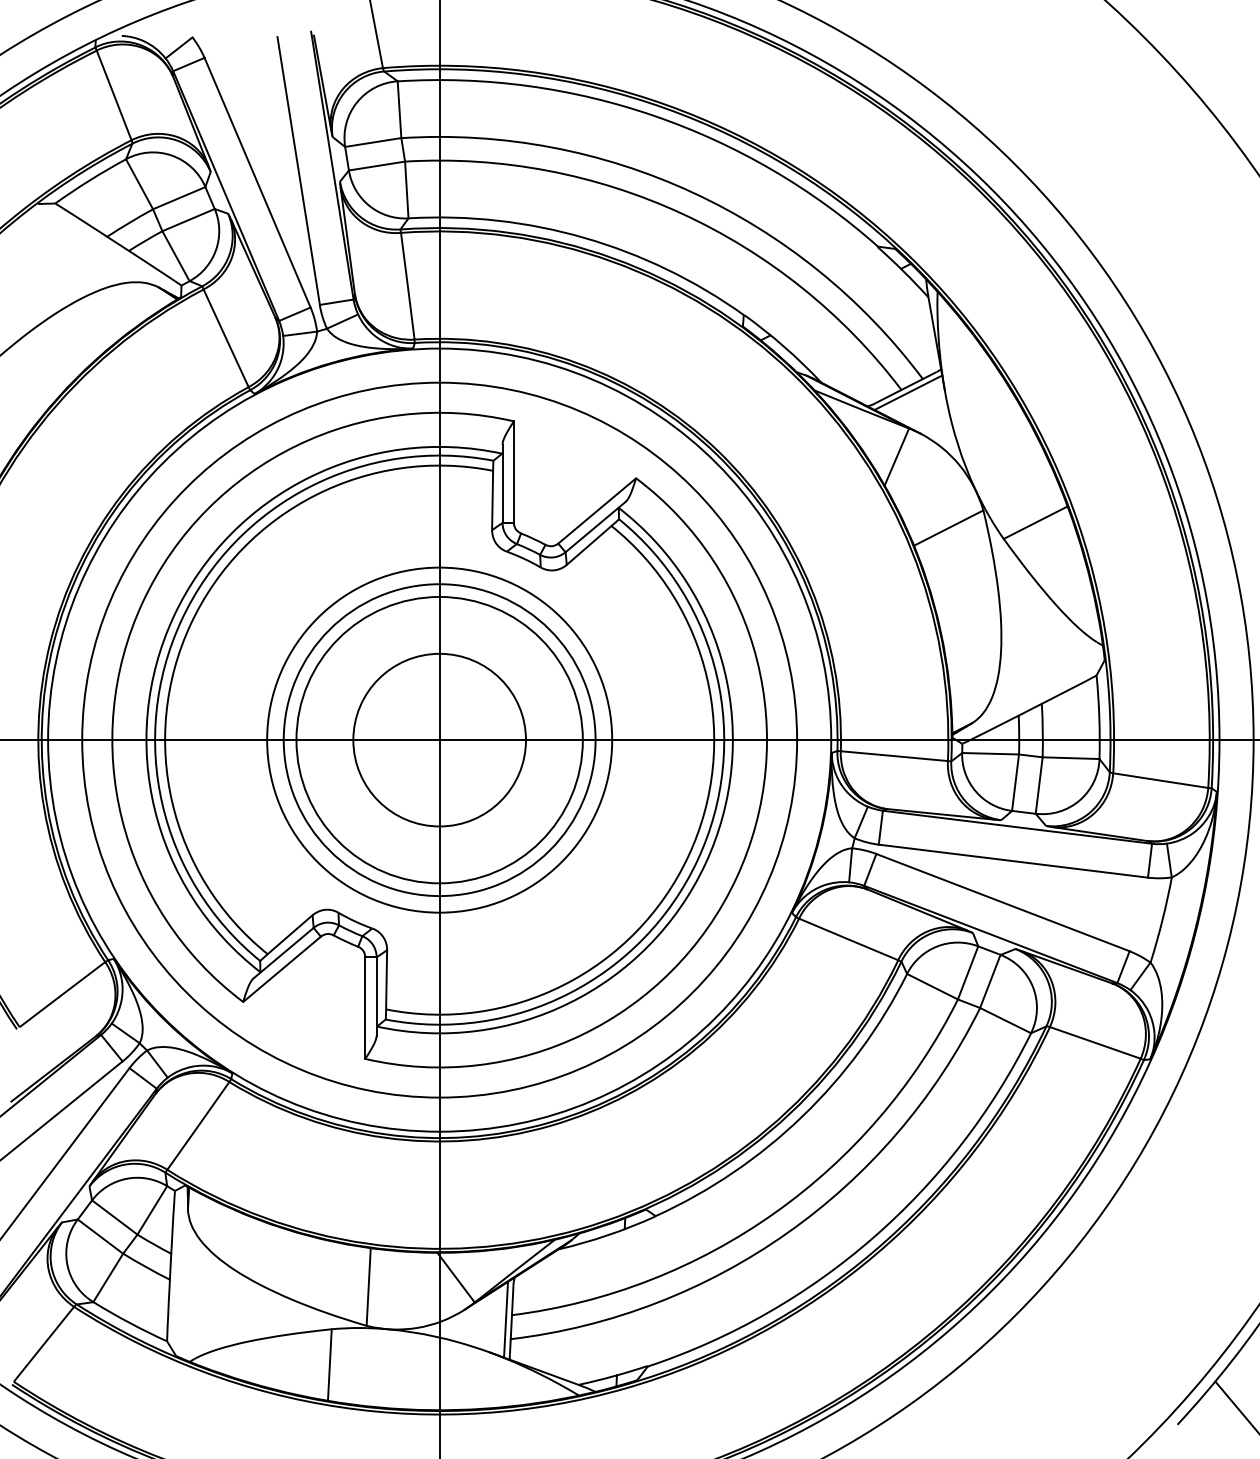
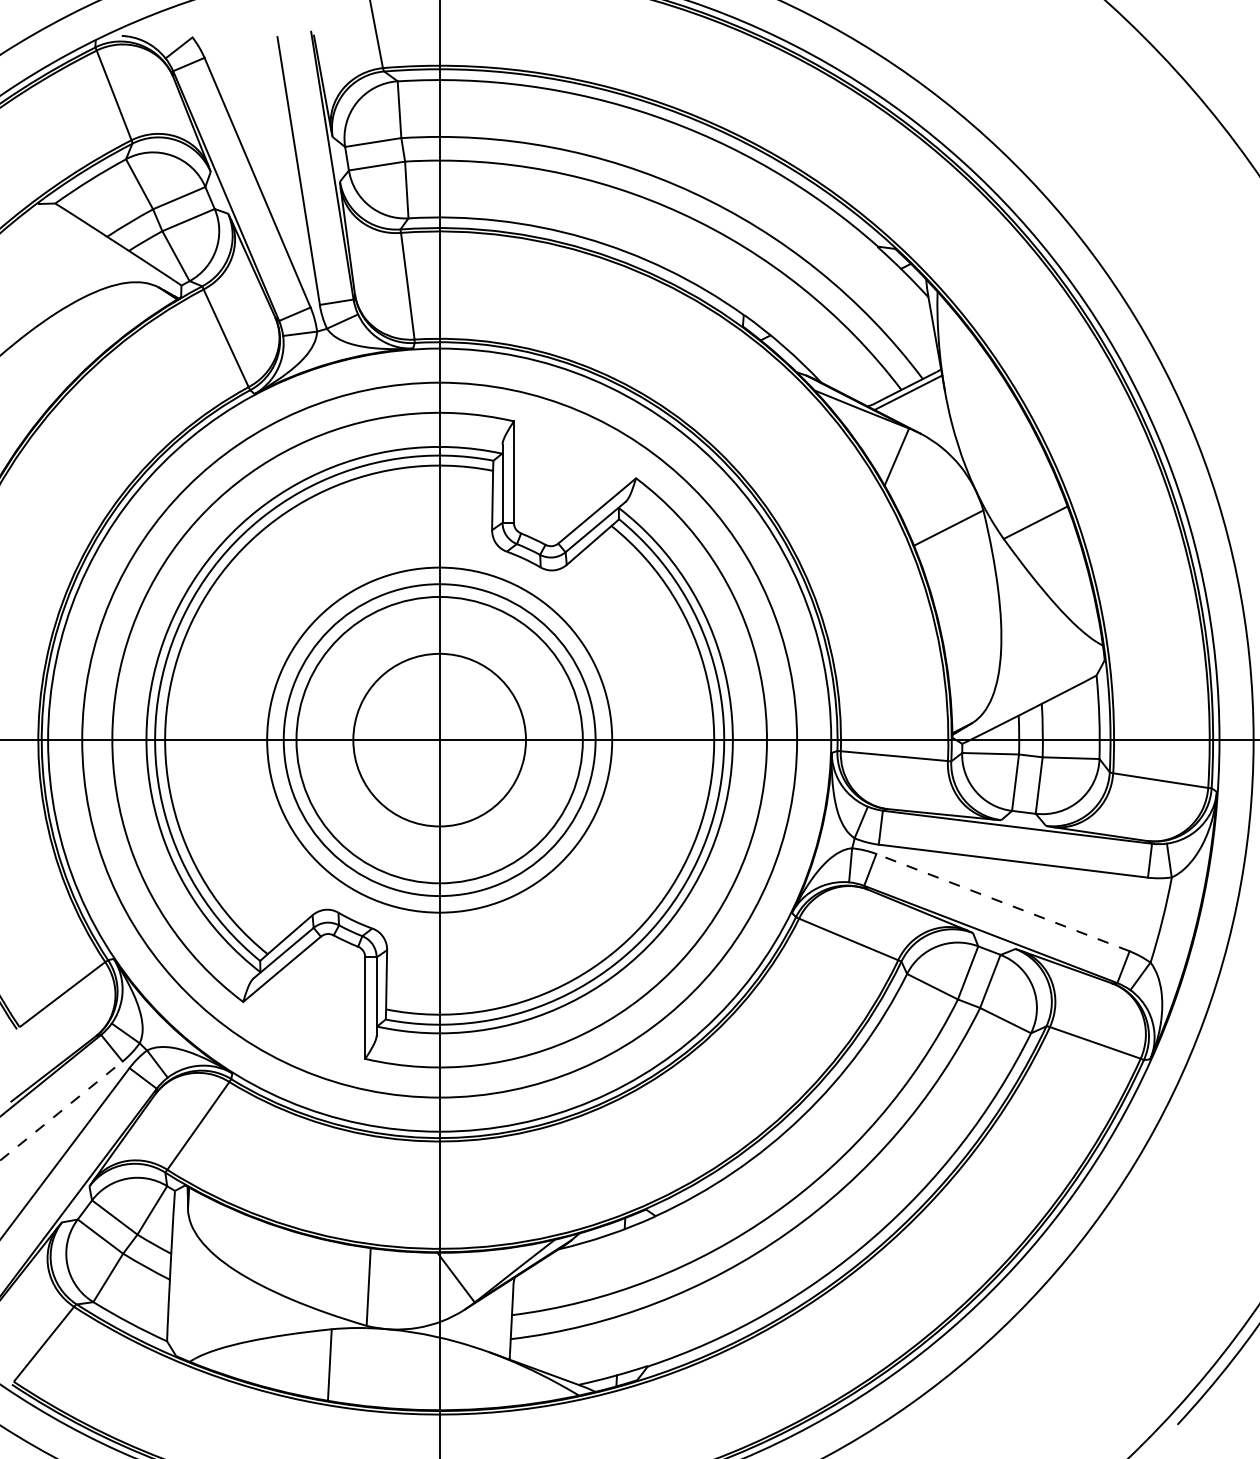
line: solid -> dashed (1003, 902)
line: solid -> dashed (61, 1111)
line: present -> none (506, 1319)
line: present -> none (1235, 1405)
